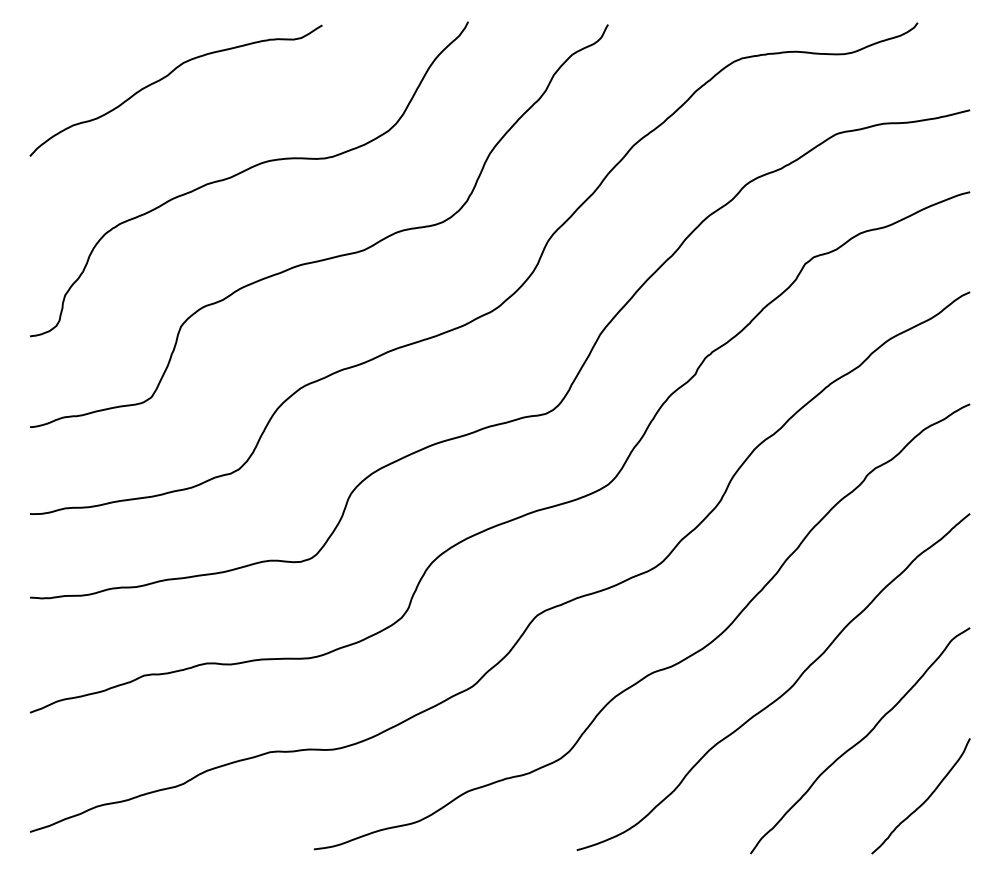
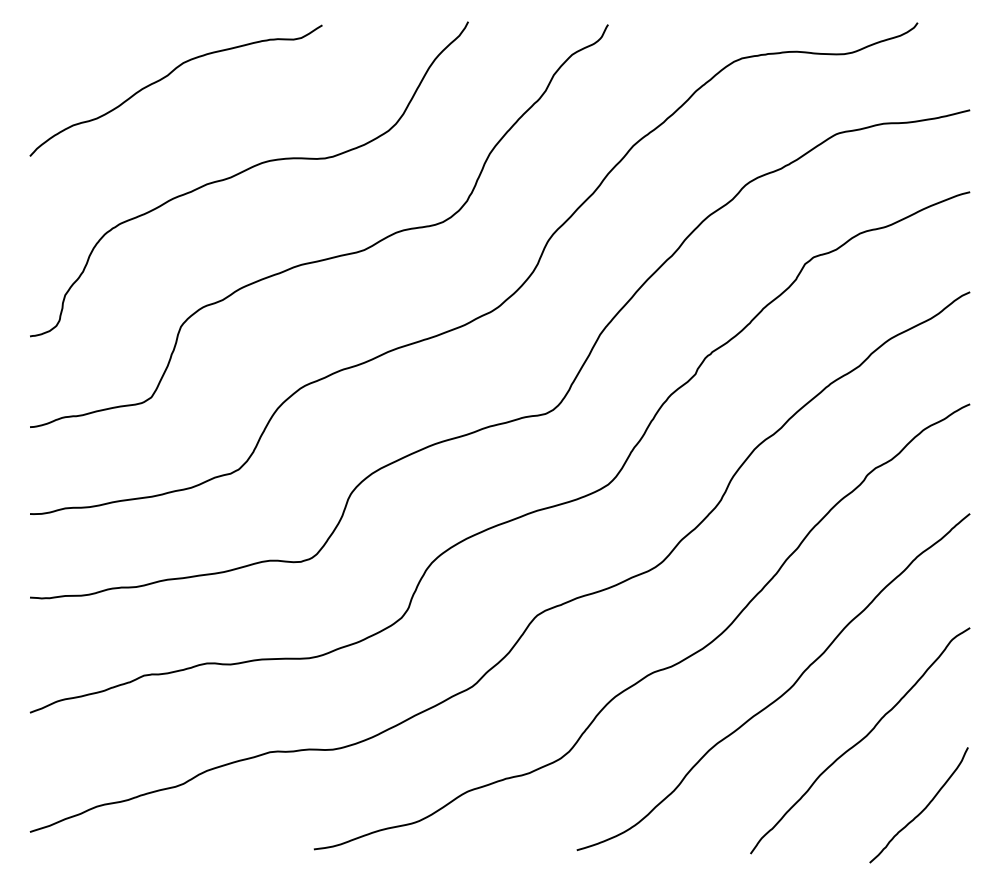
curve position: (924, 800) -> (922, 809) (922, 809)
